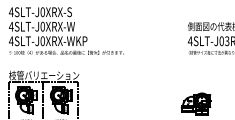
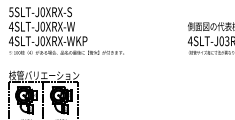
text: 4SLT-J0XRX-S -> 5SLT-J0XRX-S (11, 12)
part: present -> none (195, 103)
